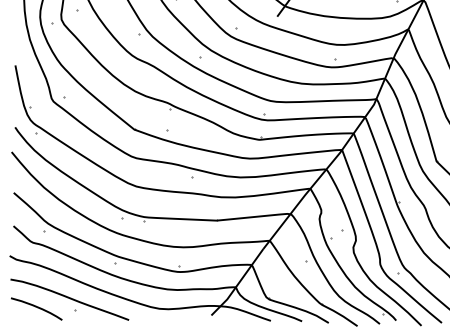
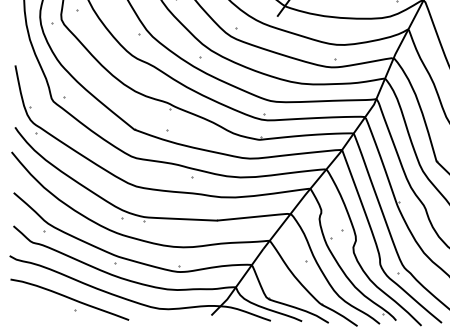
curve: present -> none (36, 307)
